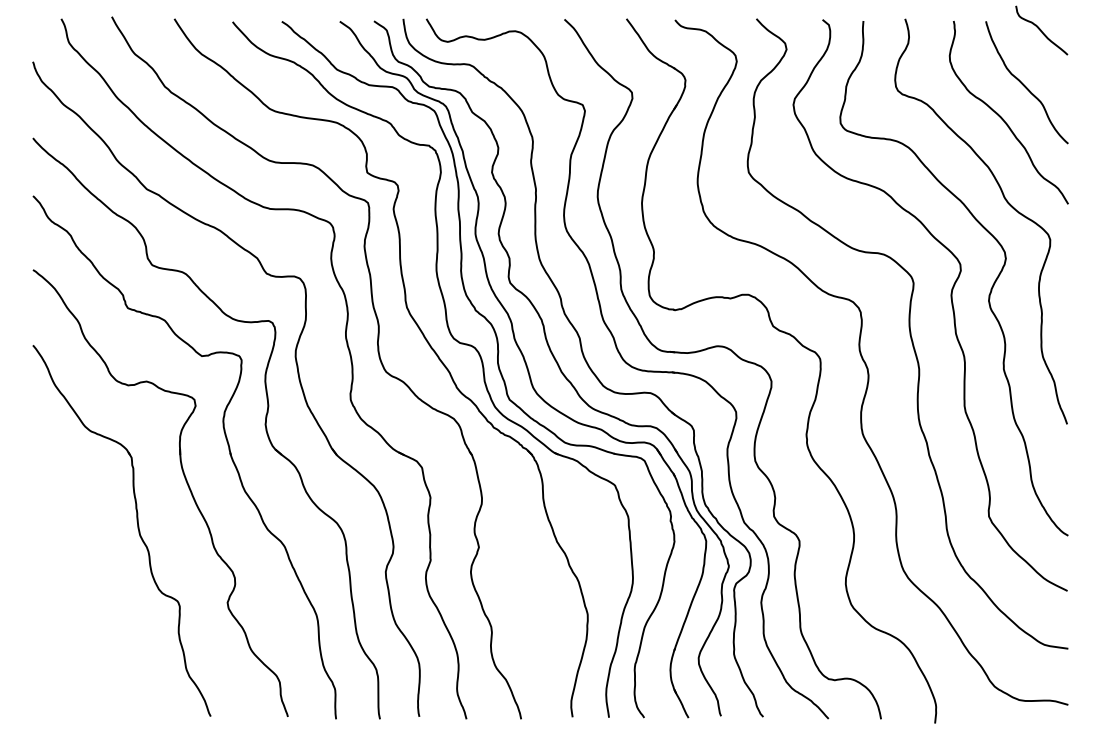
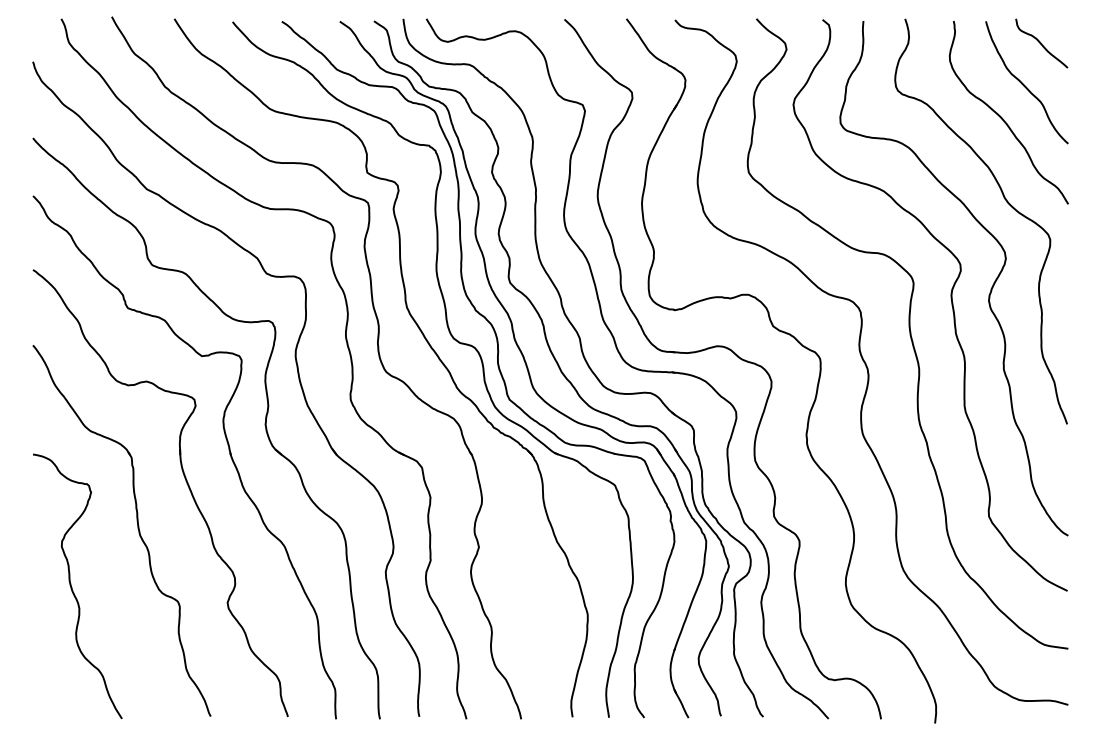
curve position: (1041, 30) -> (1041, 43) (1041, 43)
curve: none -> present (72, 587)
